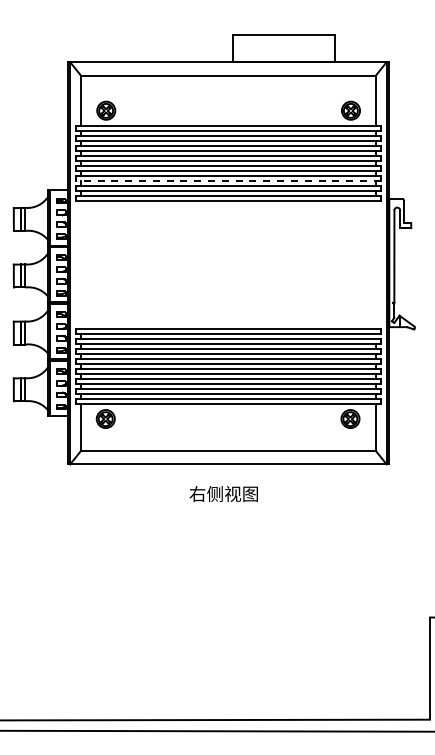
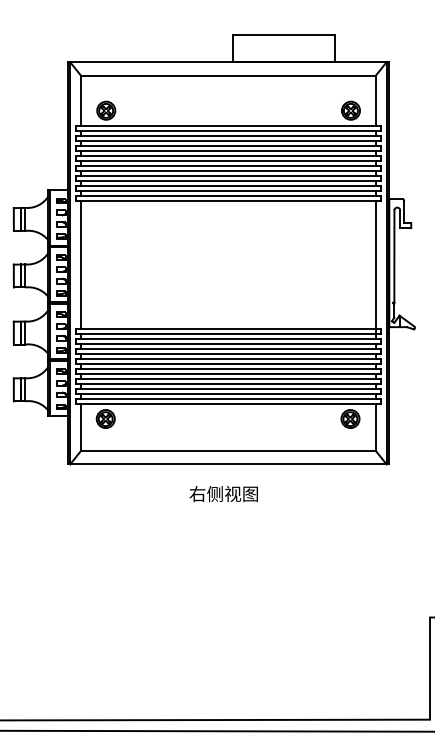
line: dashed -> solid (227, 181)
line: none -> present (80, 264)
line: none -> present (375, 269)
